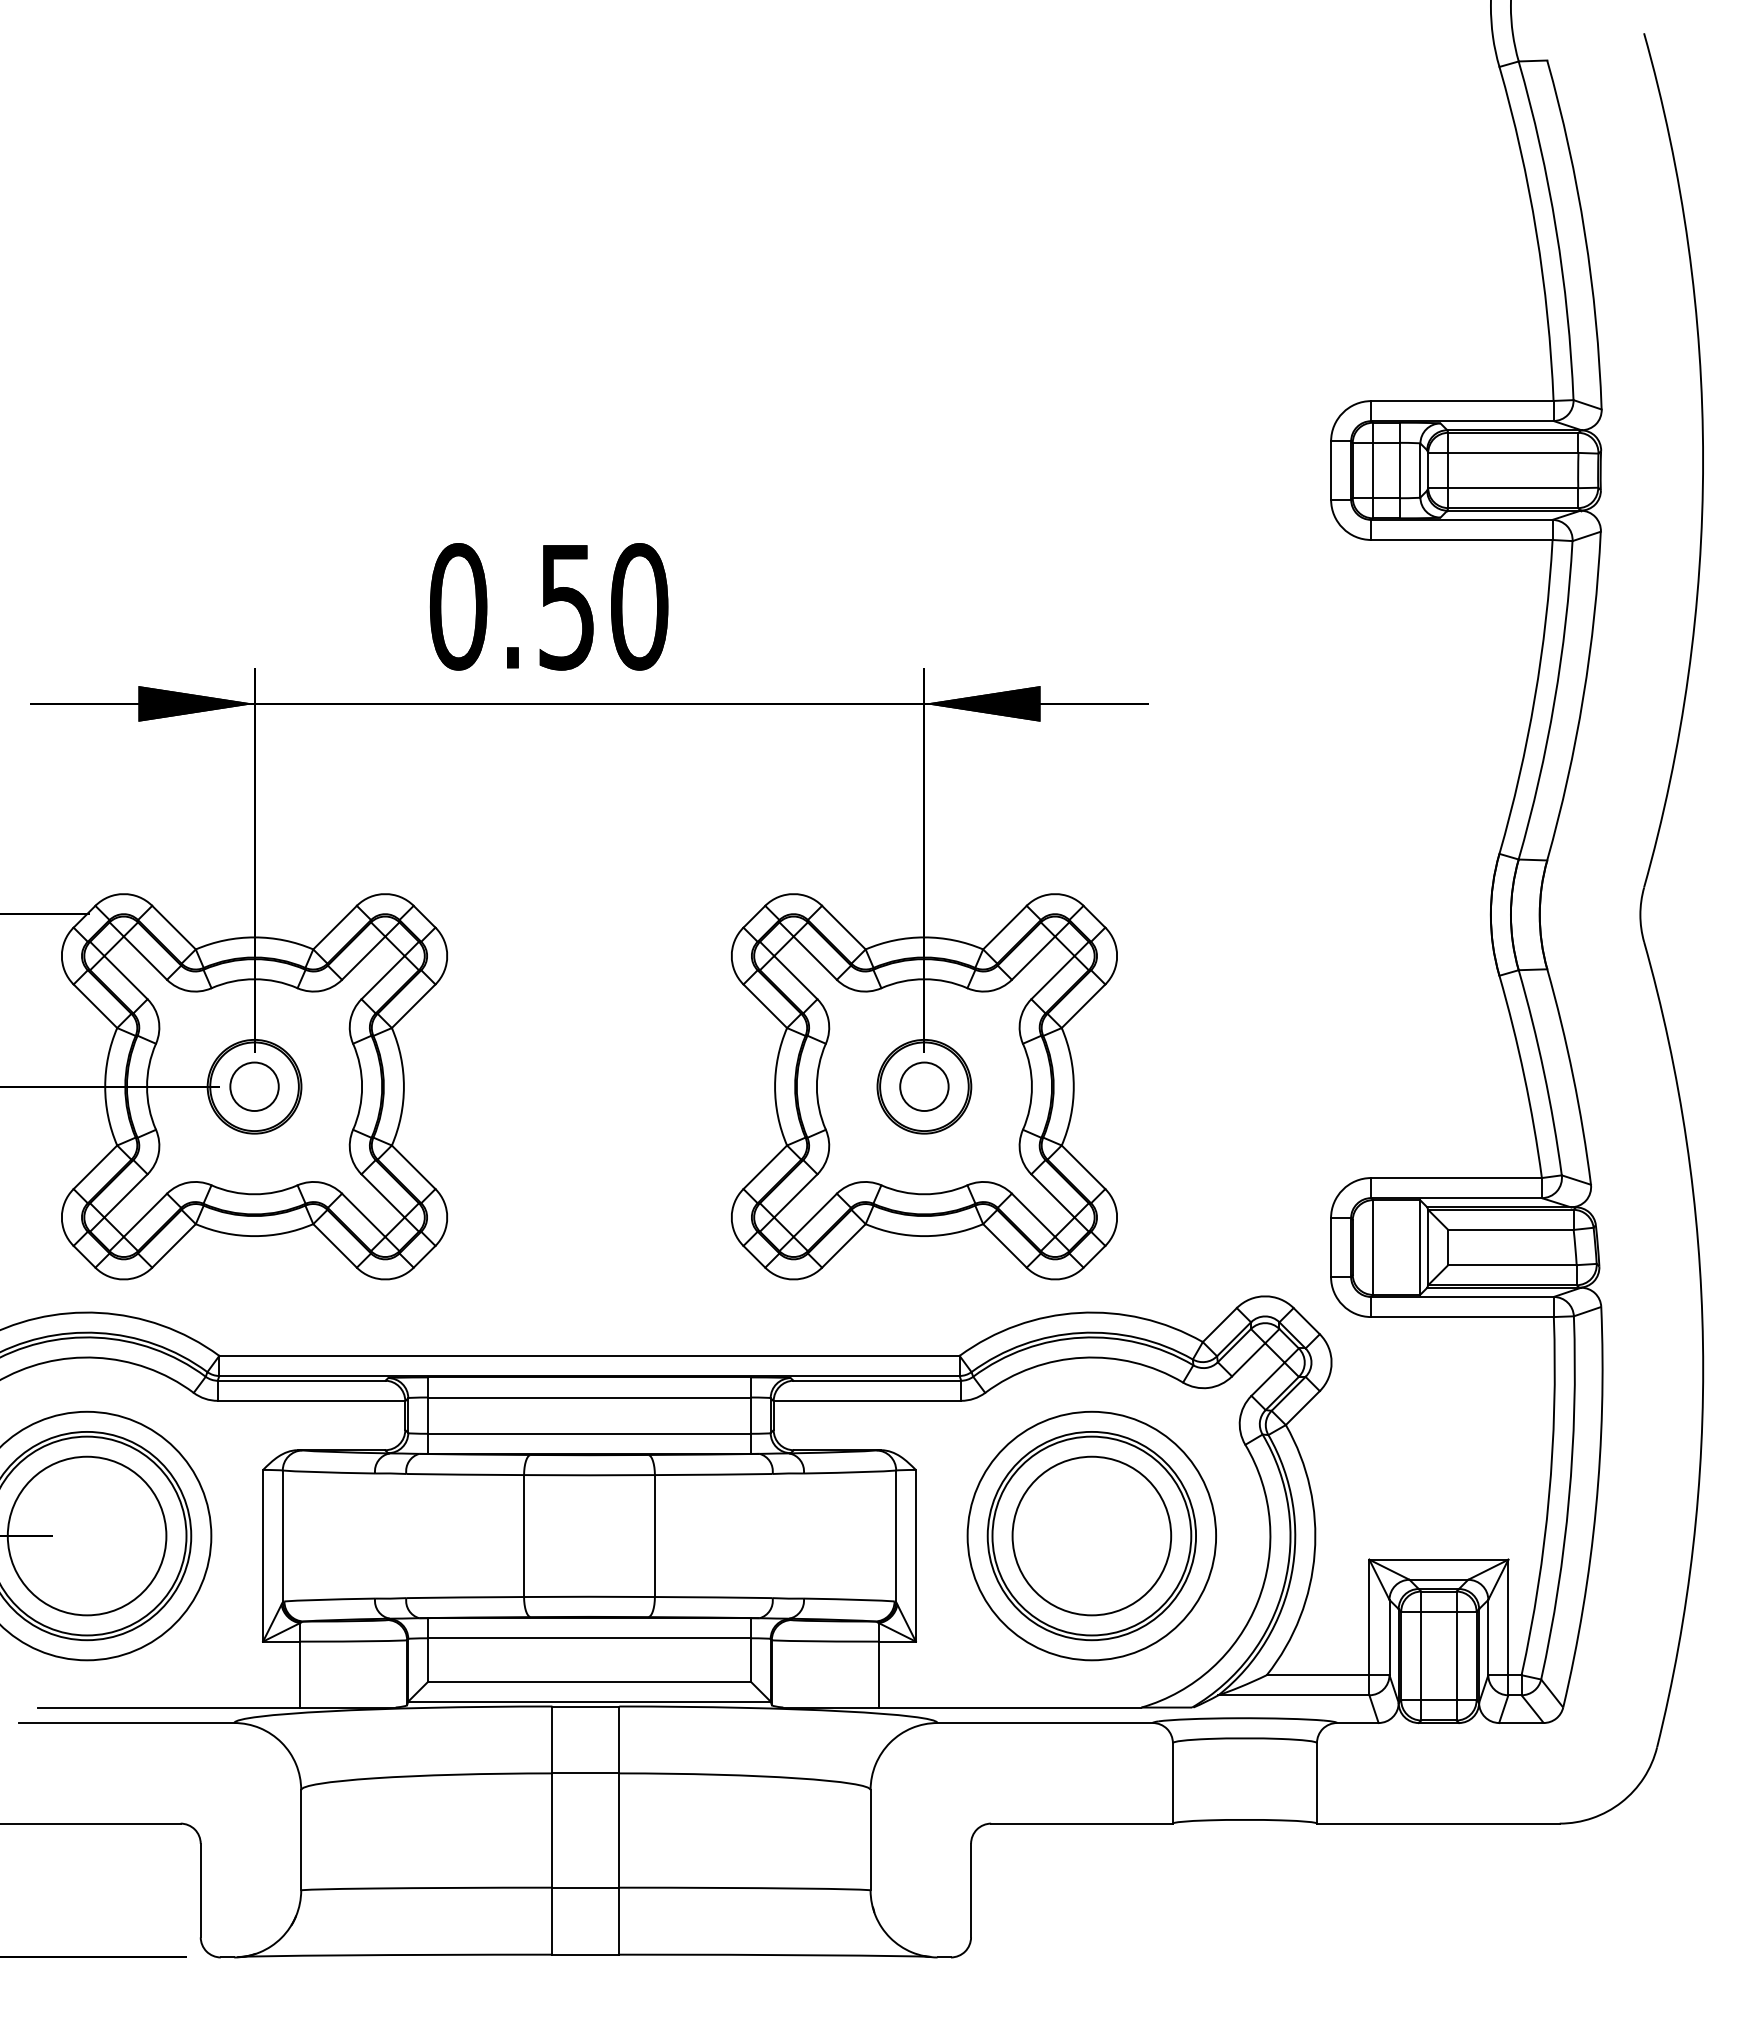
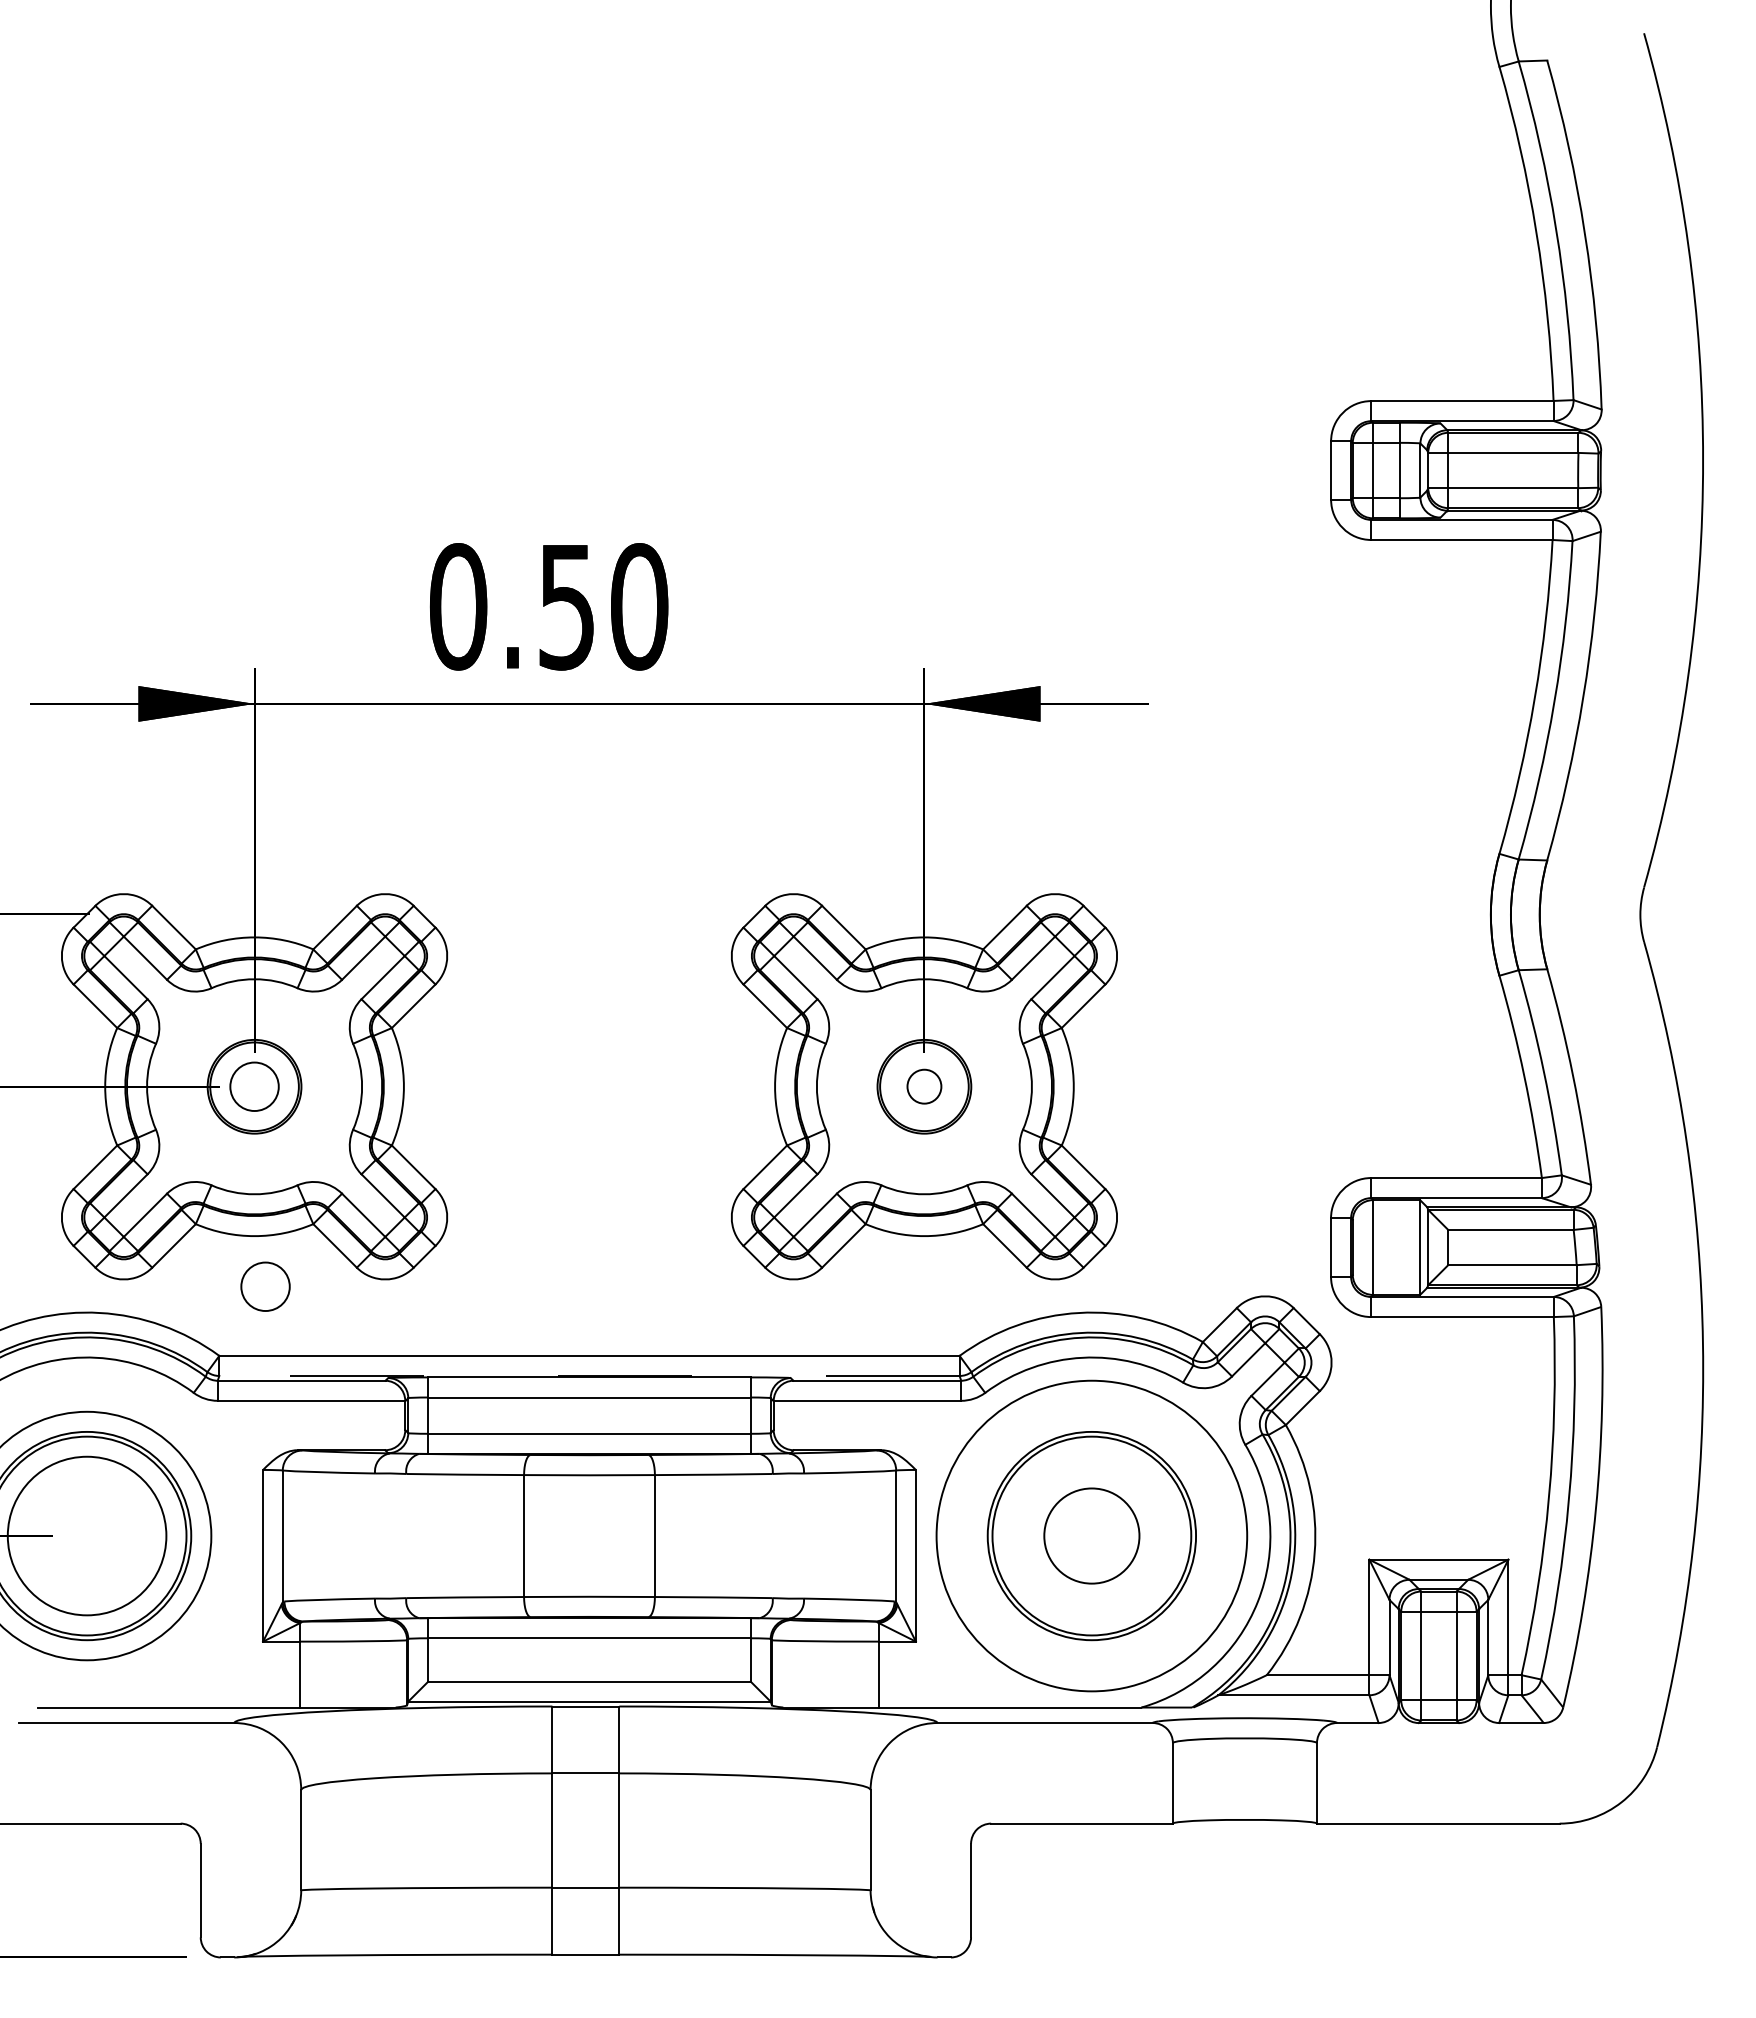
circle size: 51x51 px -> 37x37 px (924, 1086)
circle: none -> present (265, 1286)
line: solid -> dashed (588, 1375)
circle diameter: 159 px -> 95 px (1091, 1535)
circle diameter: 248 px -> 311 px (1091, 1535)
